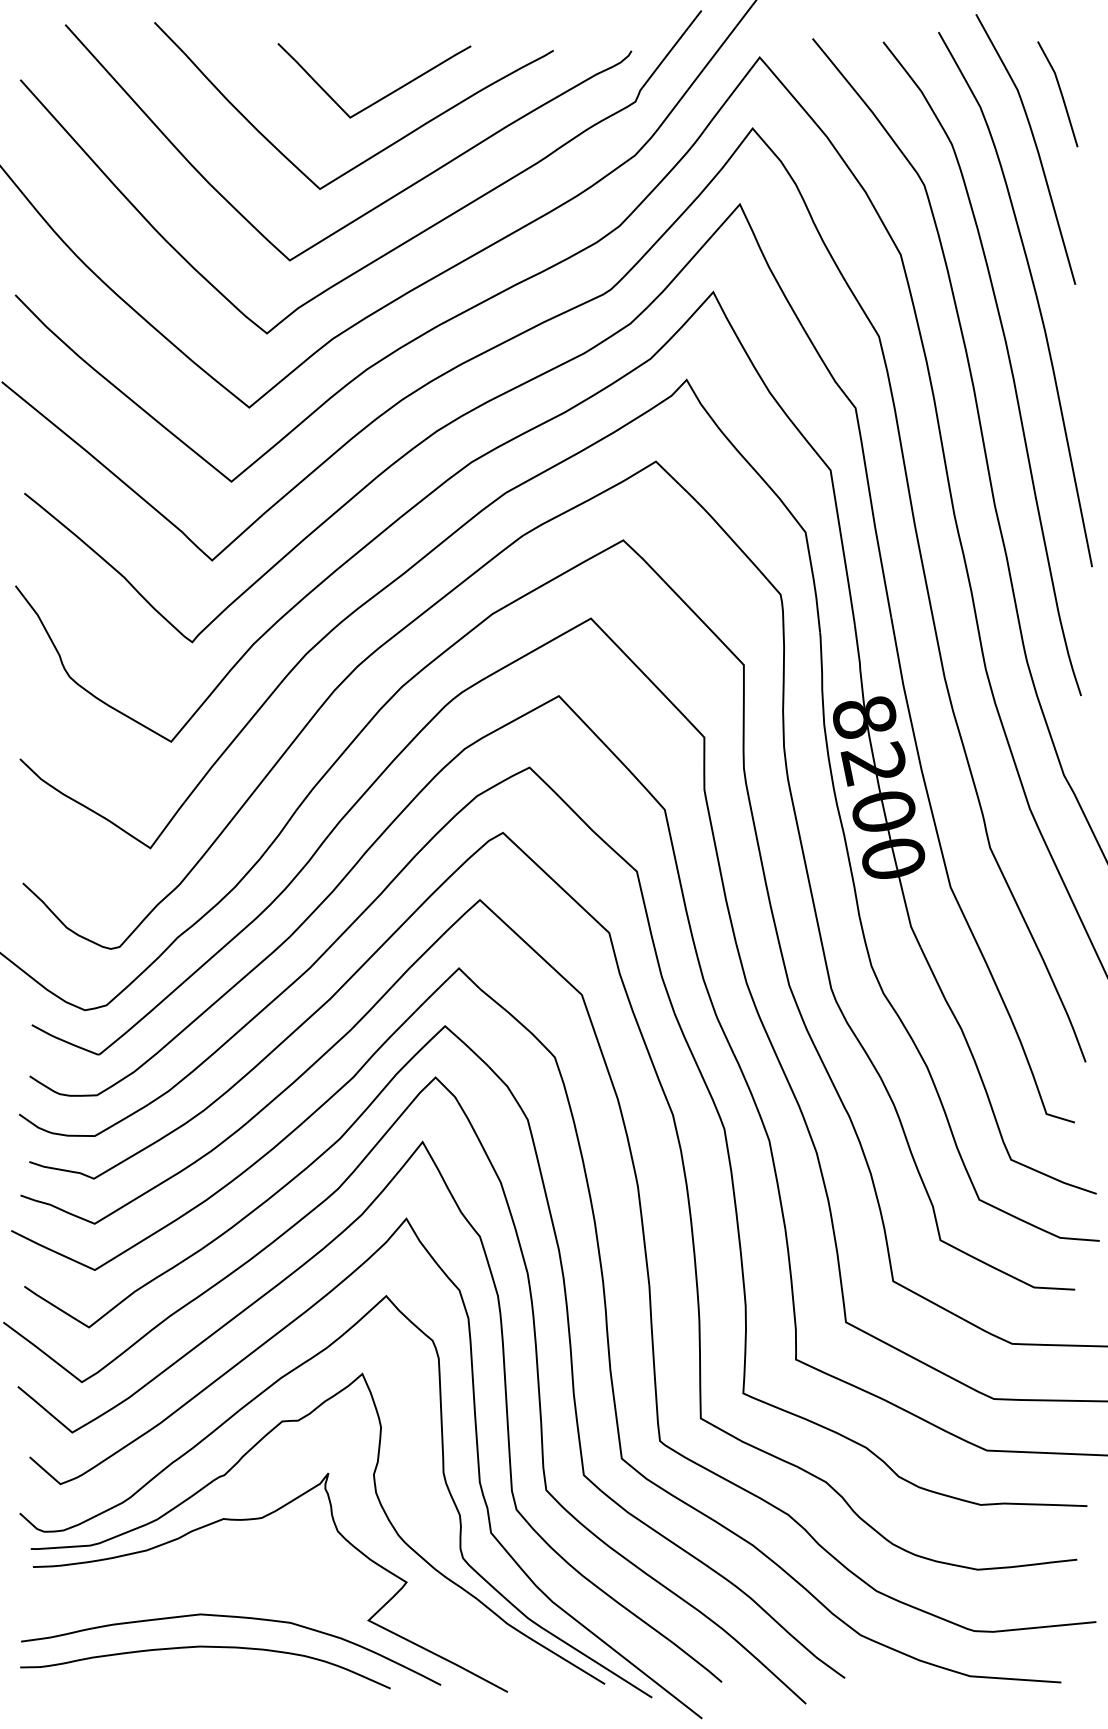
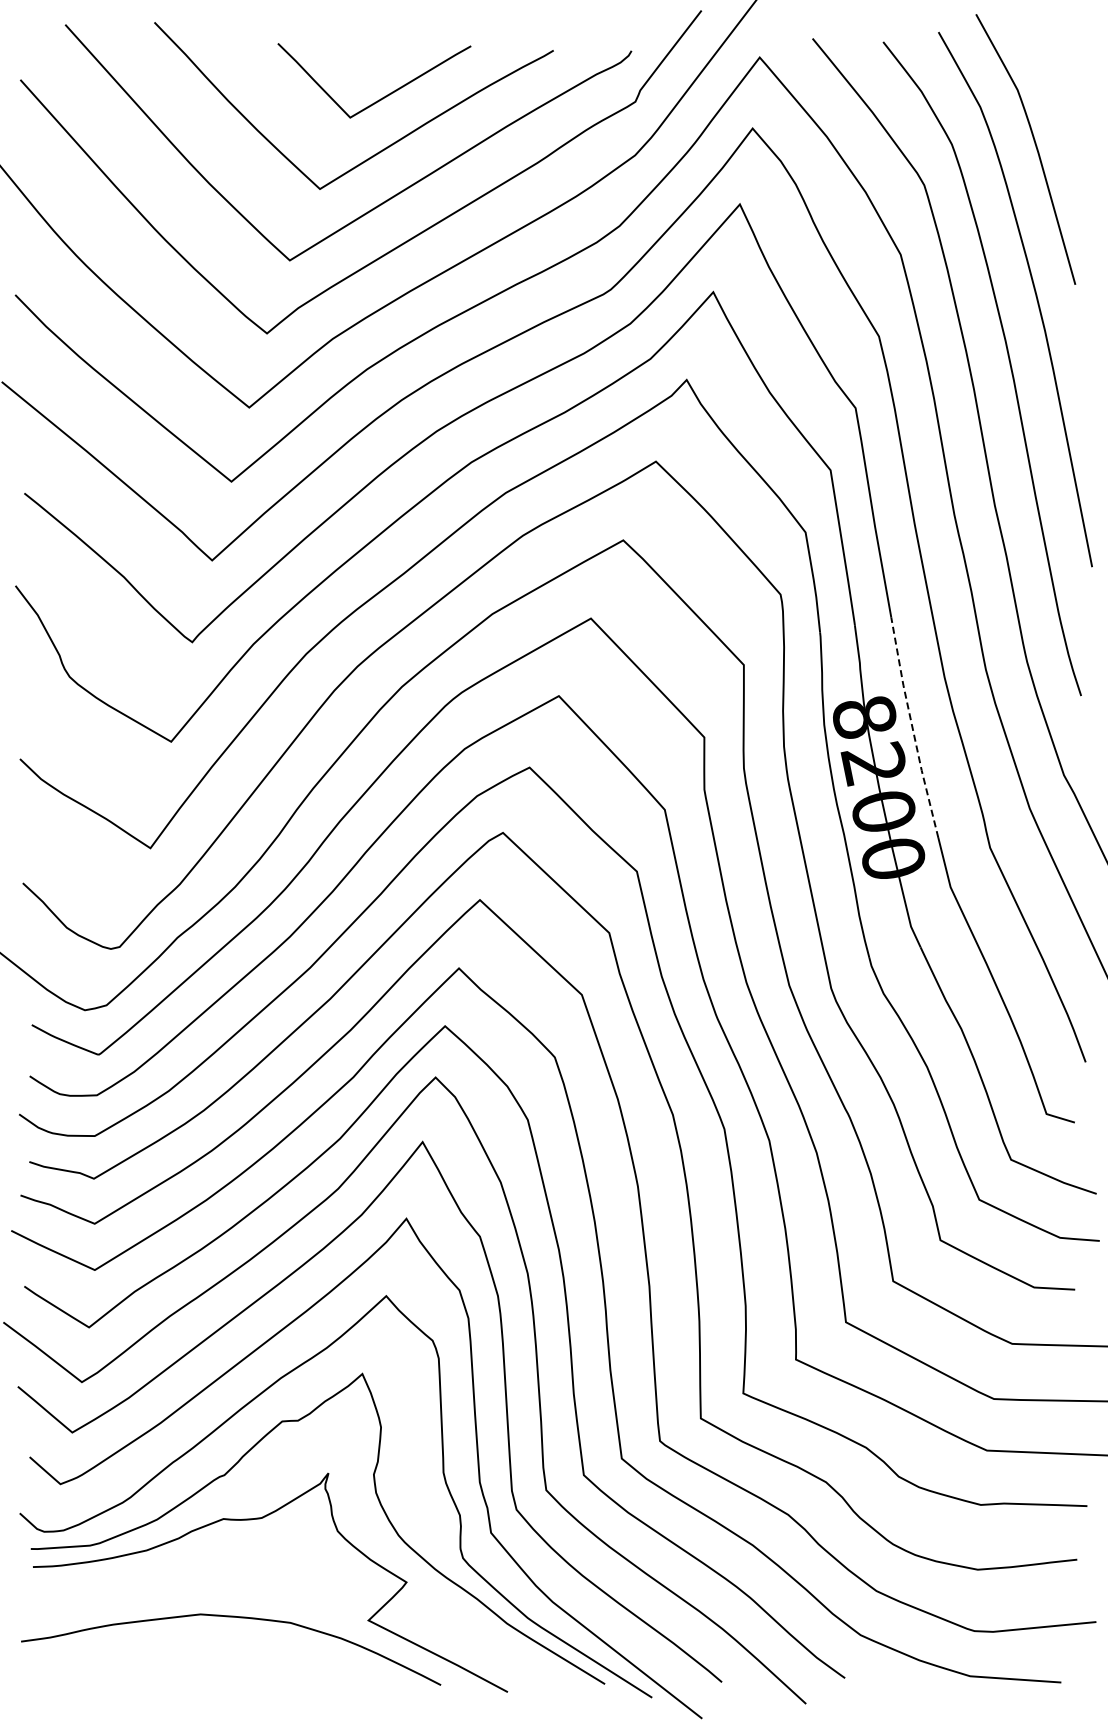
line: present -> none (1060, 94)
line: solid -> dashed (912, 727)
curve: present -> none (205, 1647)
